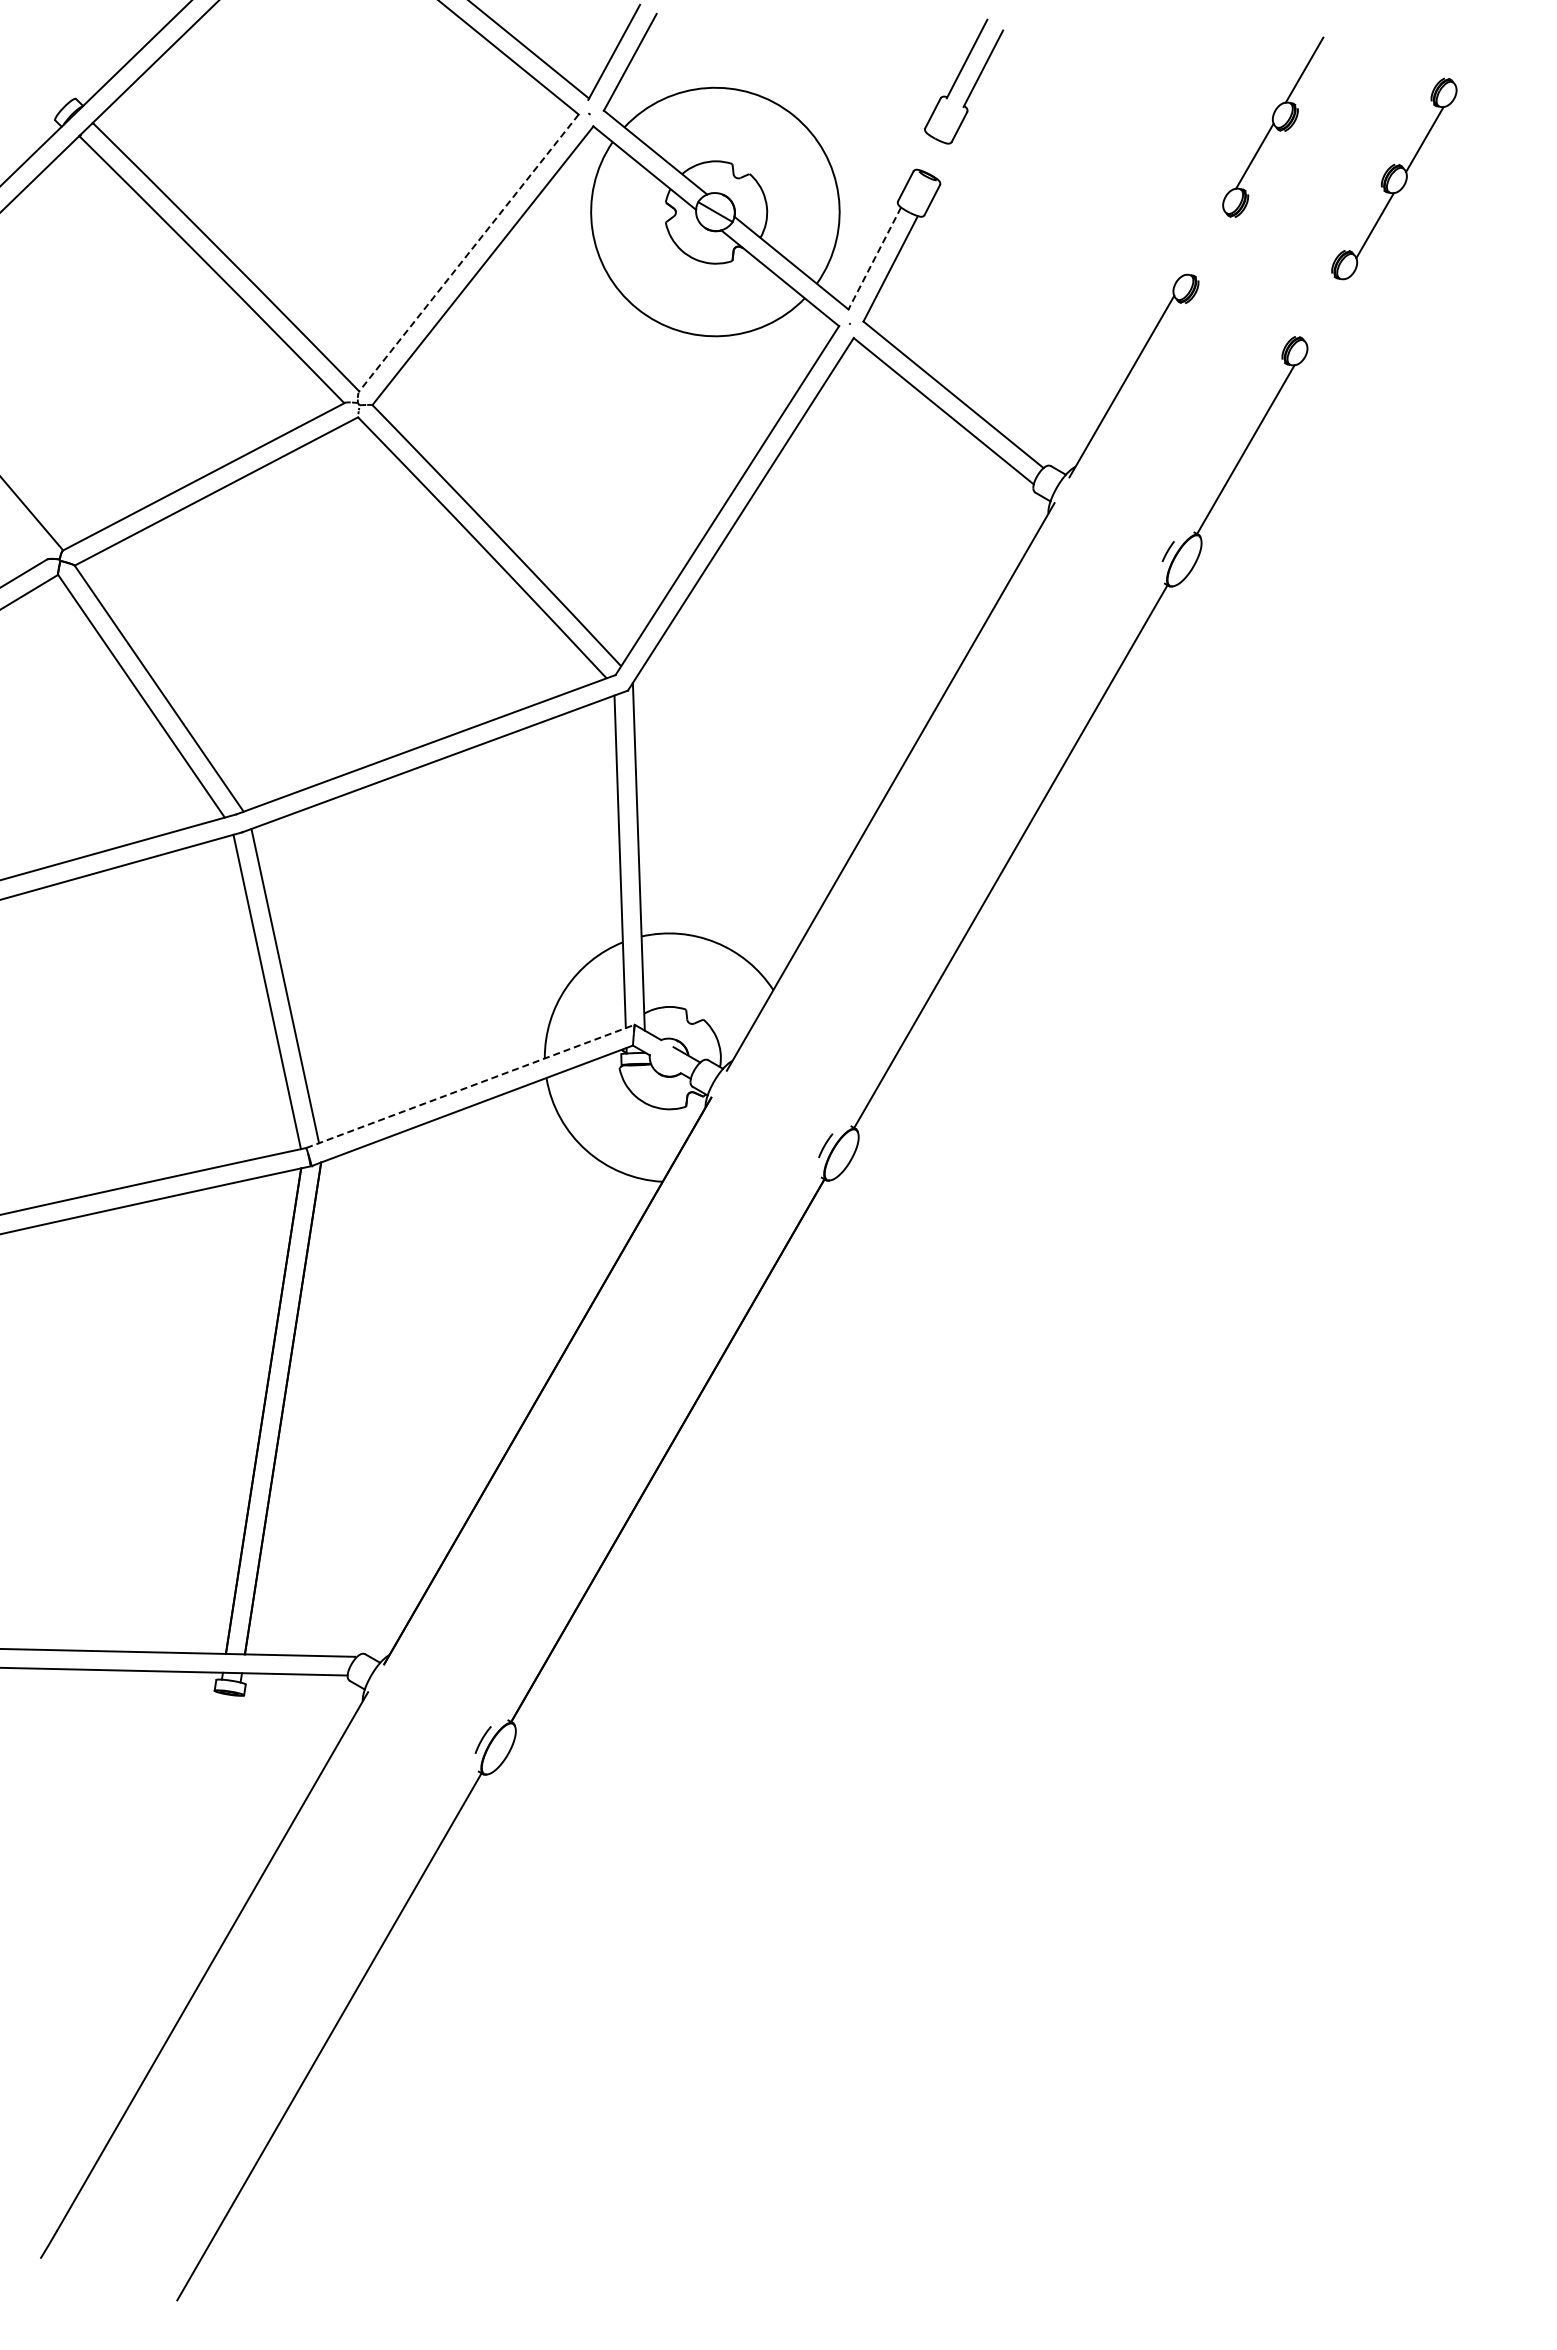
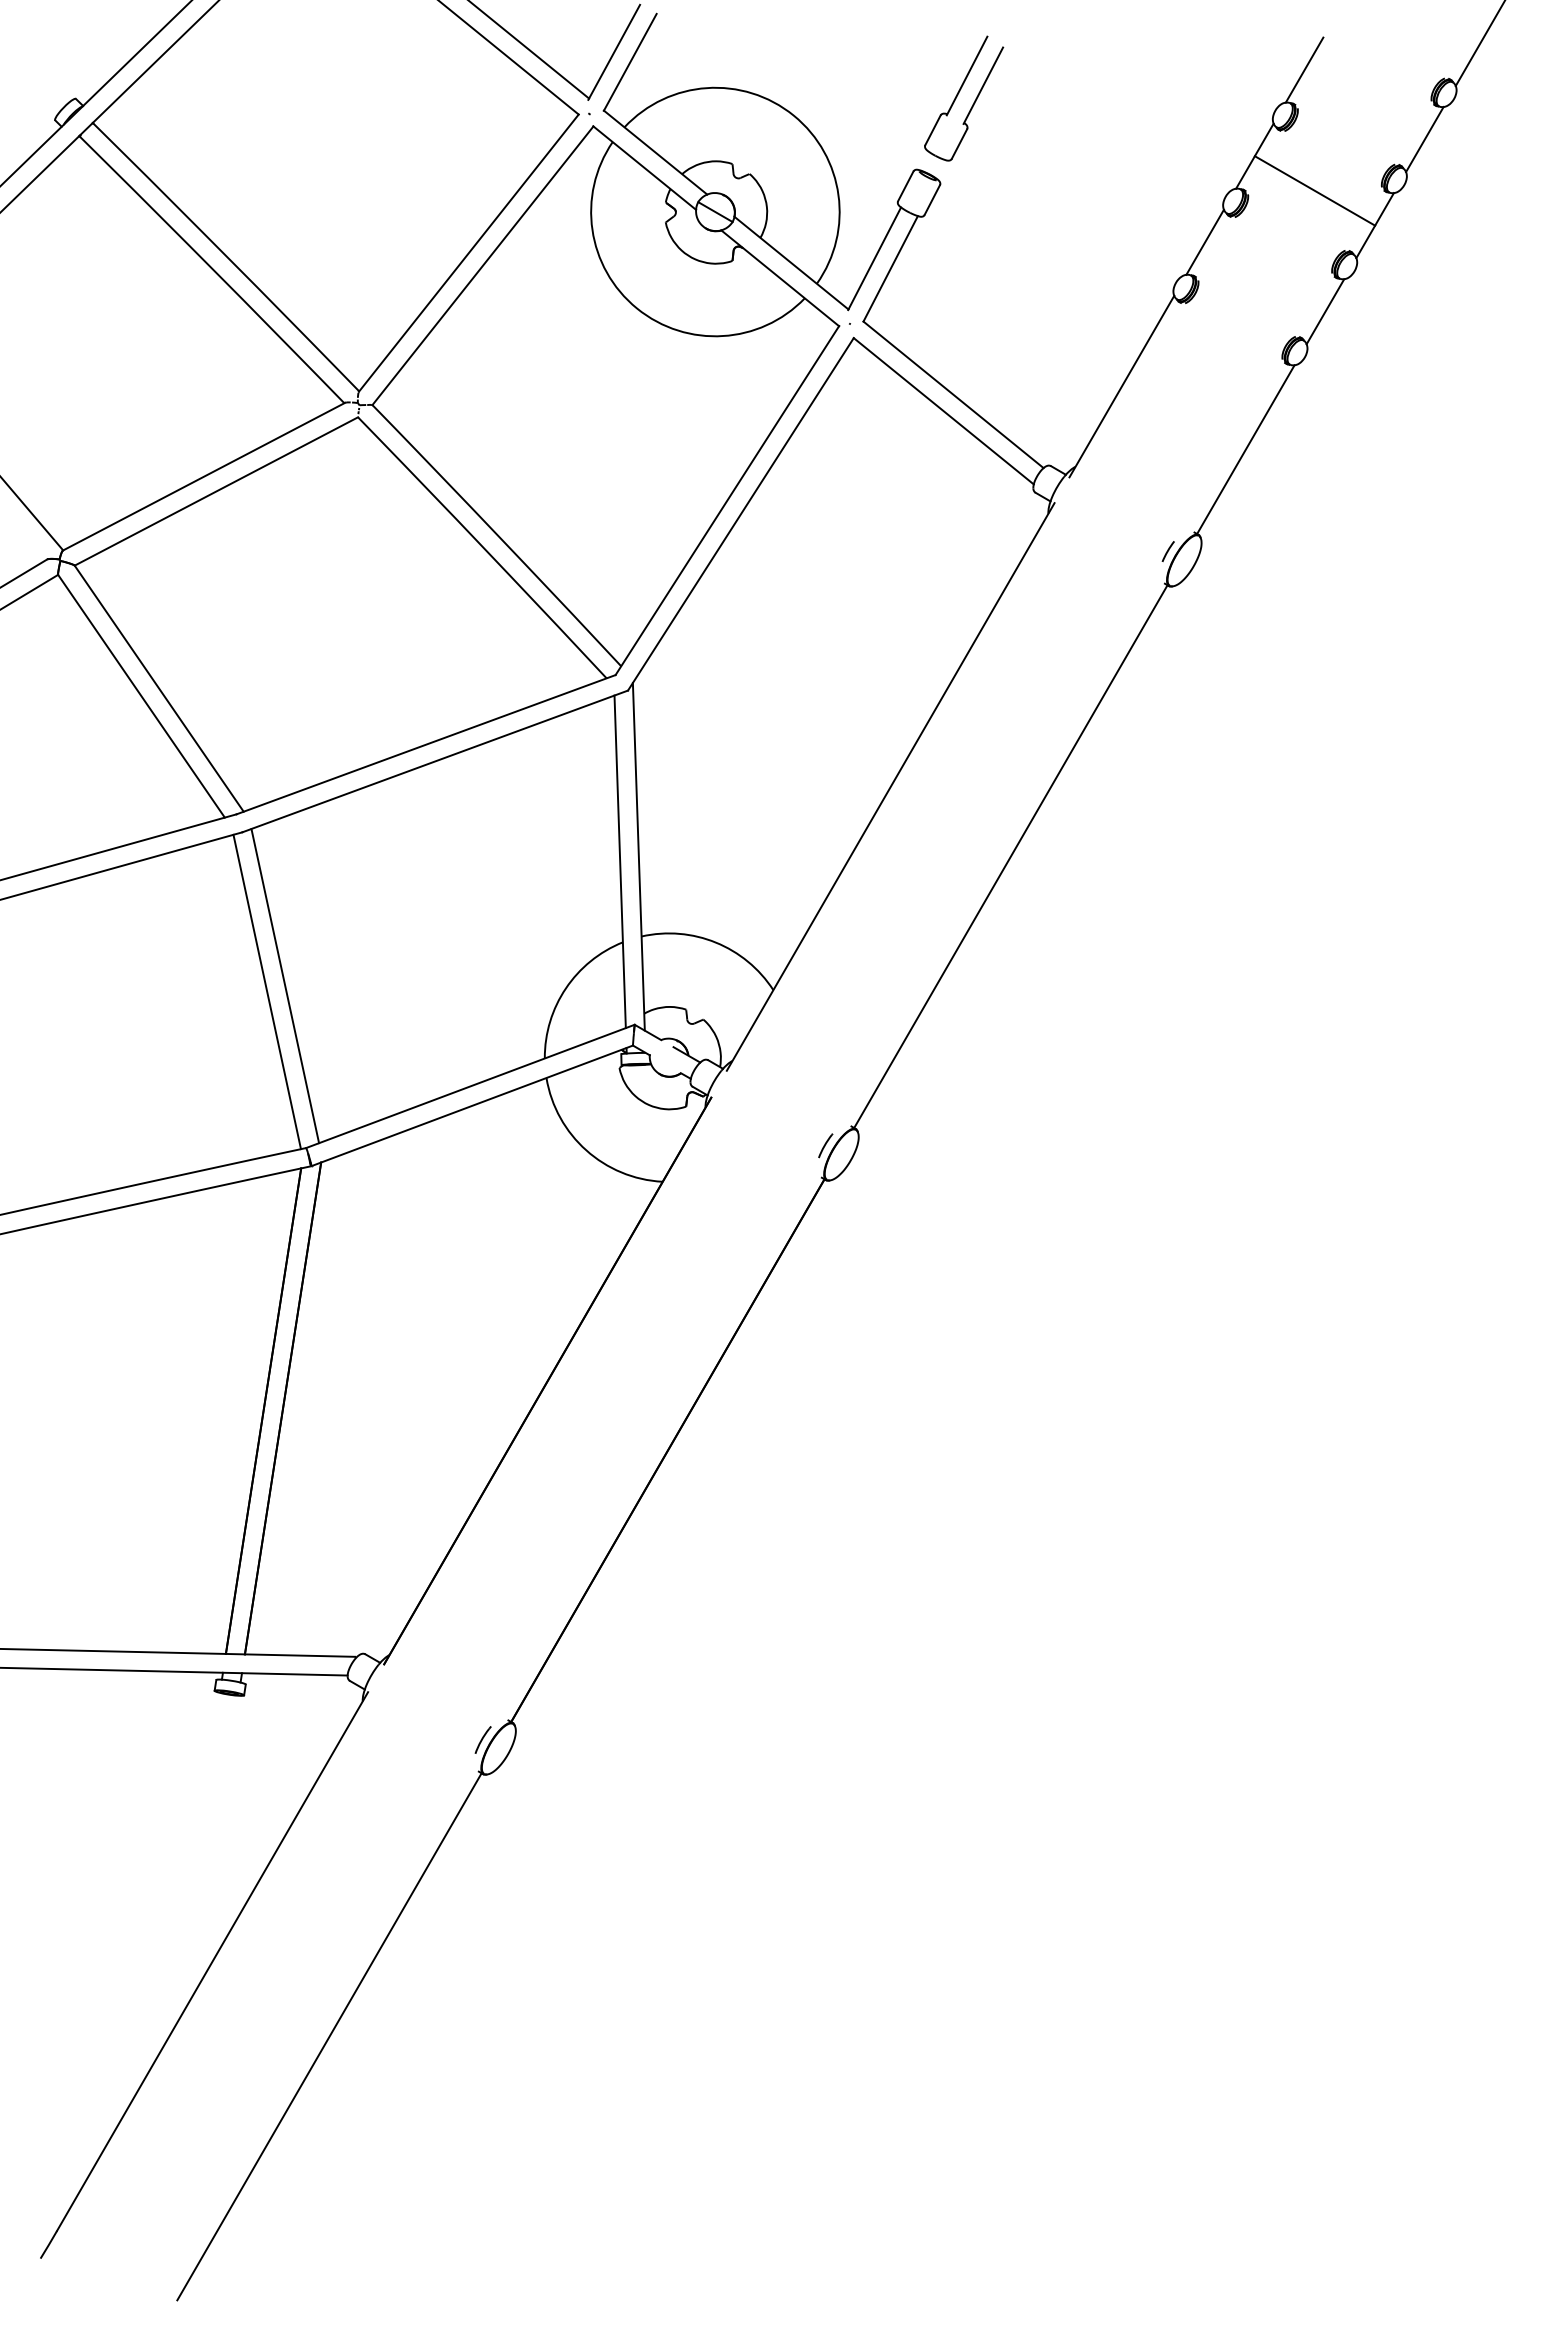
line: none -> present (1479, 44)
part position: (958, 78) -> (958, 95) (958, 95)
line: none -> present (1314, 190)
line: none -> present (1204, 241)
line: dashed -> solid (468, 253)
line: dashed -> solid (874, 258)
line: none -> present (1325, 311)
line: dashed -> solid (470, 1086)
